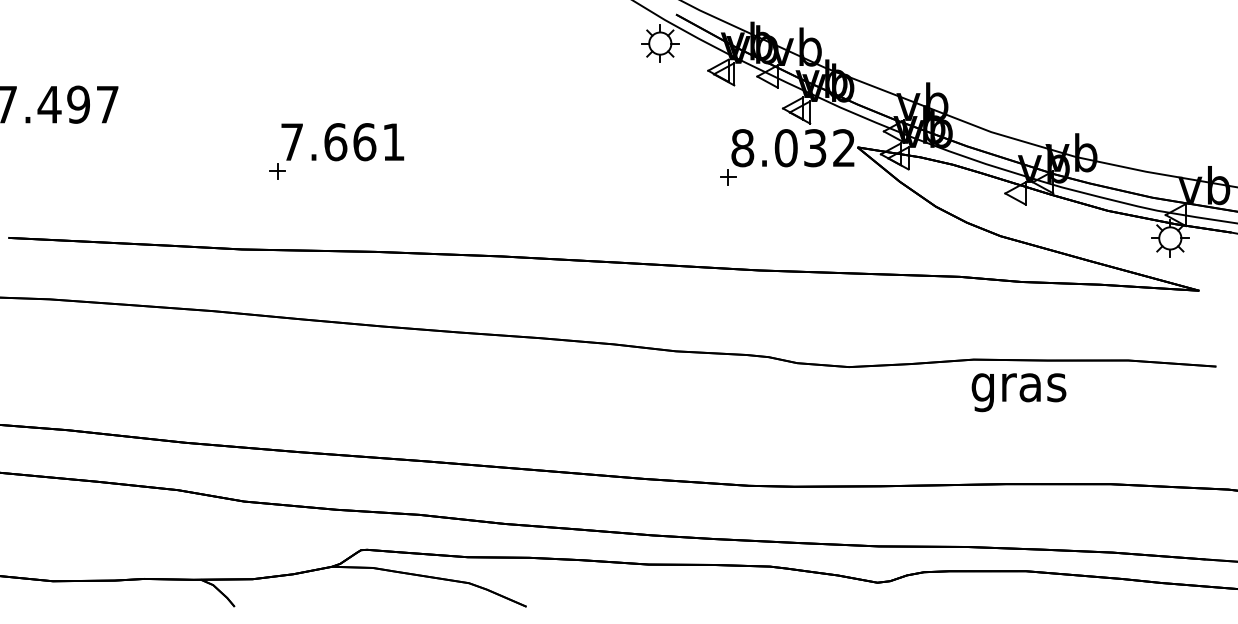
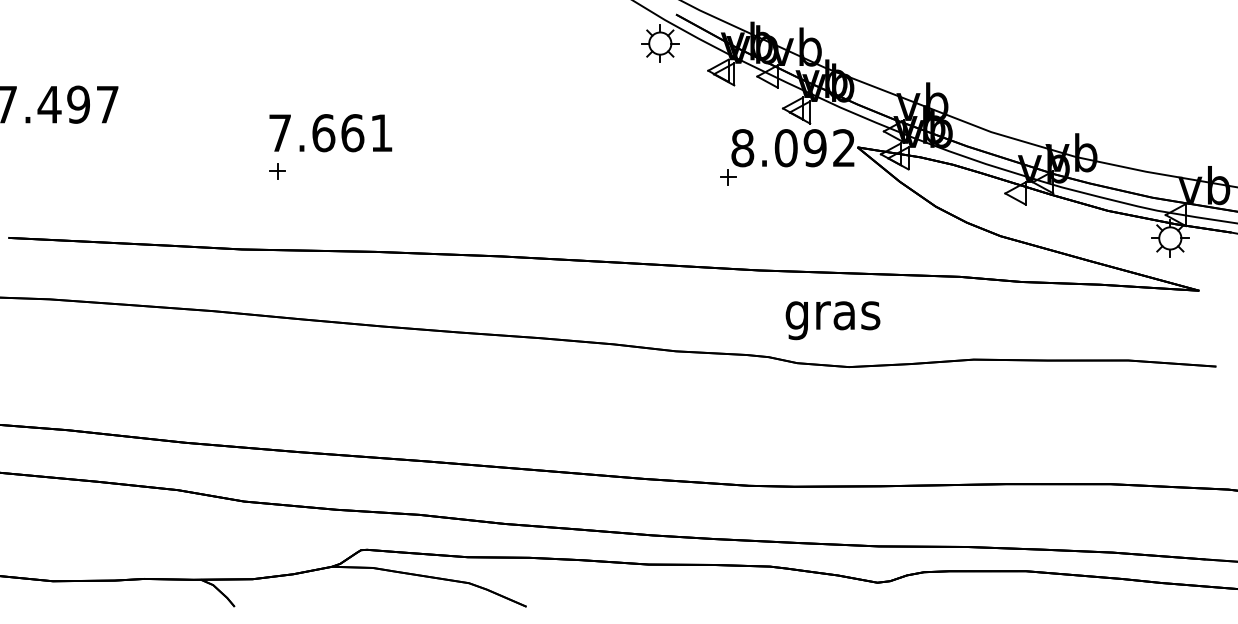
text position: (342, 142) -> (330, 133) (330, 133)
text: 8.032 -> 8.092 (814, 148)
text position: (1018, 392) -> (832, 320) (832, 320)
